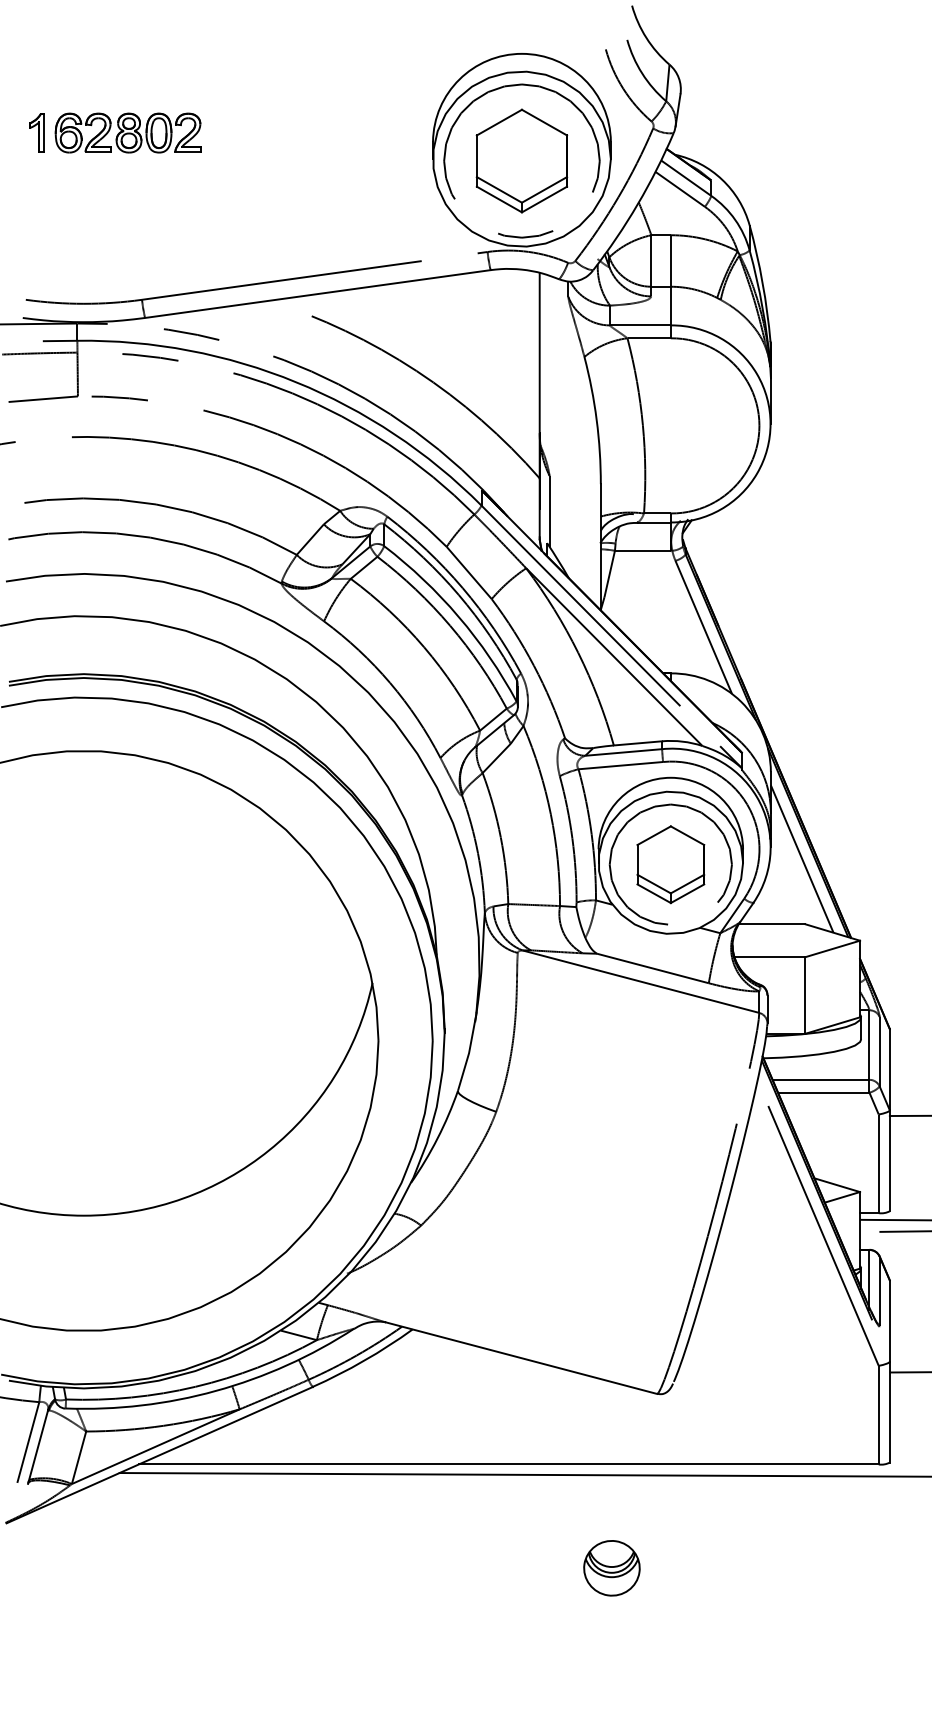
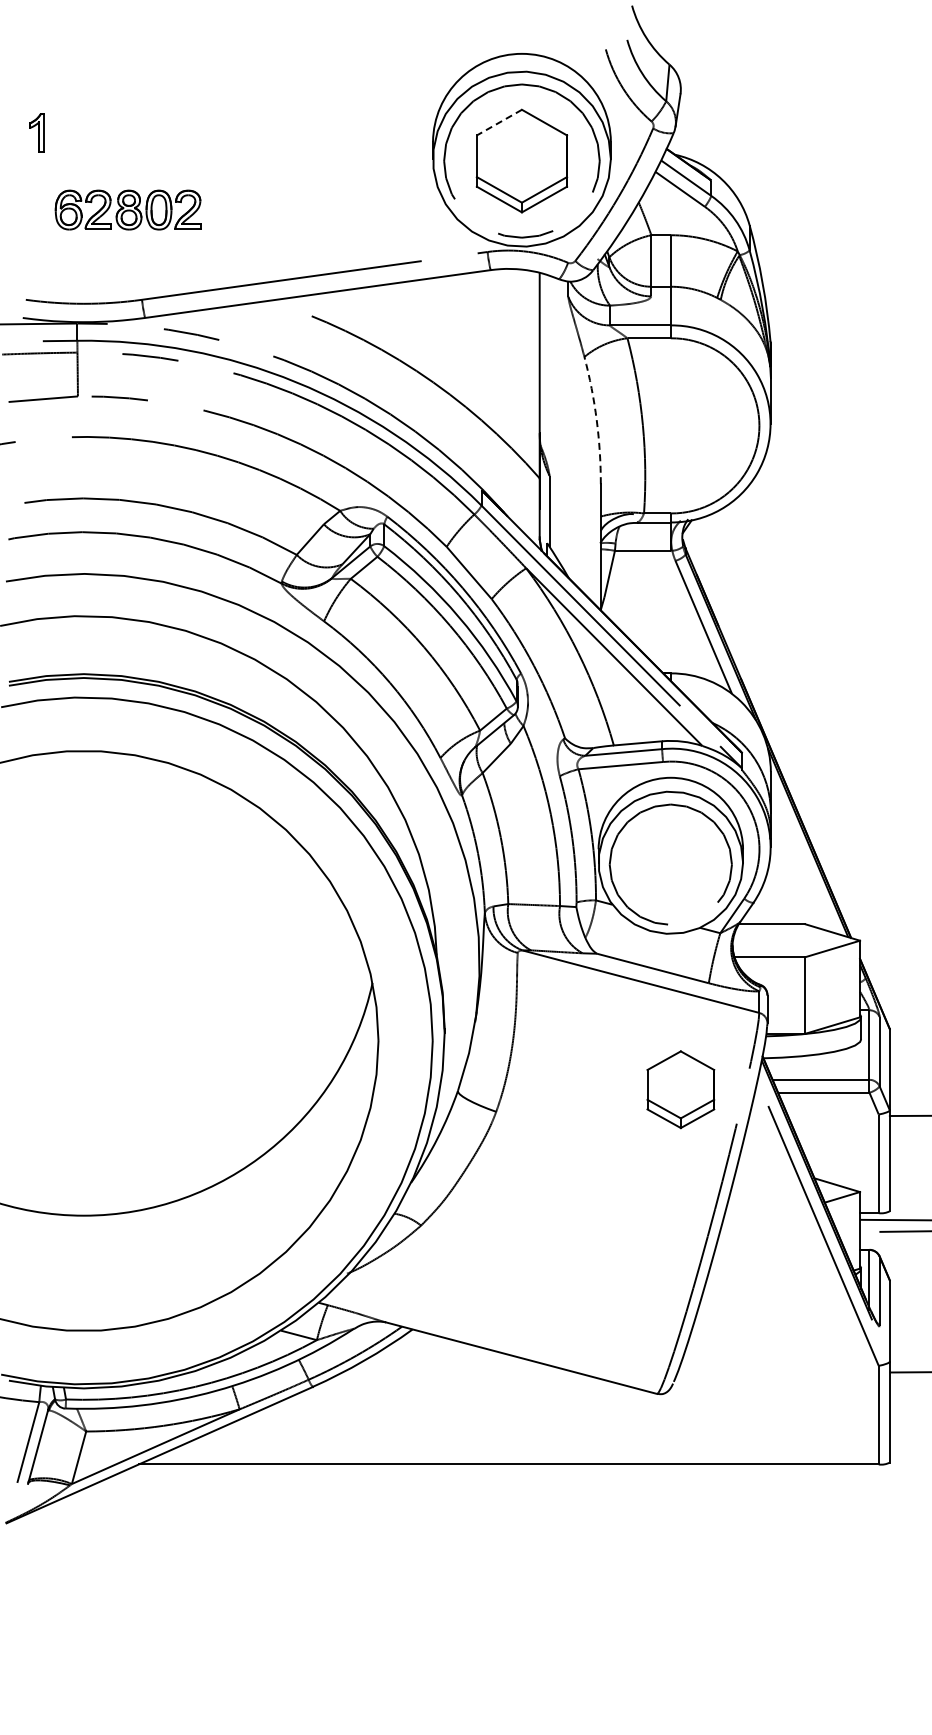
line: solid -> dashed (499, 122)
part position: (127, 132) -> (127, 209) (127, 209)
arc: solid -> dashed (596, 420)
line: present -> none (801, 858)
part position: (670, 864) -> (680, 1089) (680, 1089)
line: present -> none (523, 1474)
part: present -> none (611, 1568)
